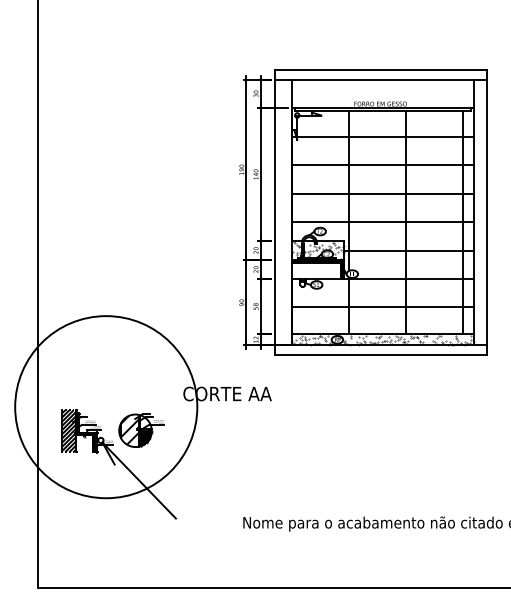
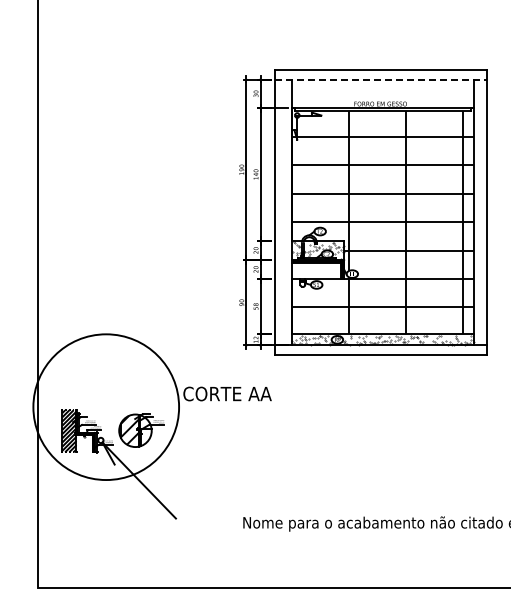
line: solid -> dashed (380, 79)
circle diameter: 182 px -> 146 px (106, 407)
hatch: present -> none (145, 437)
